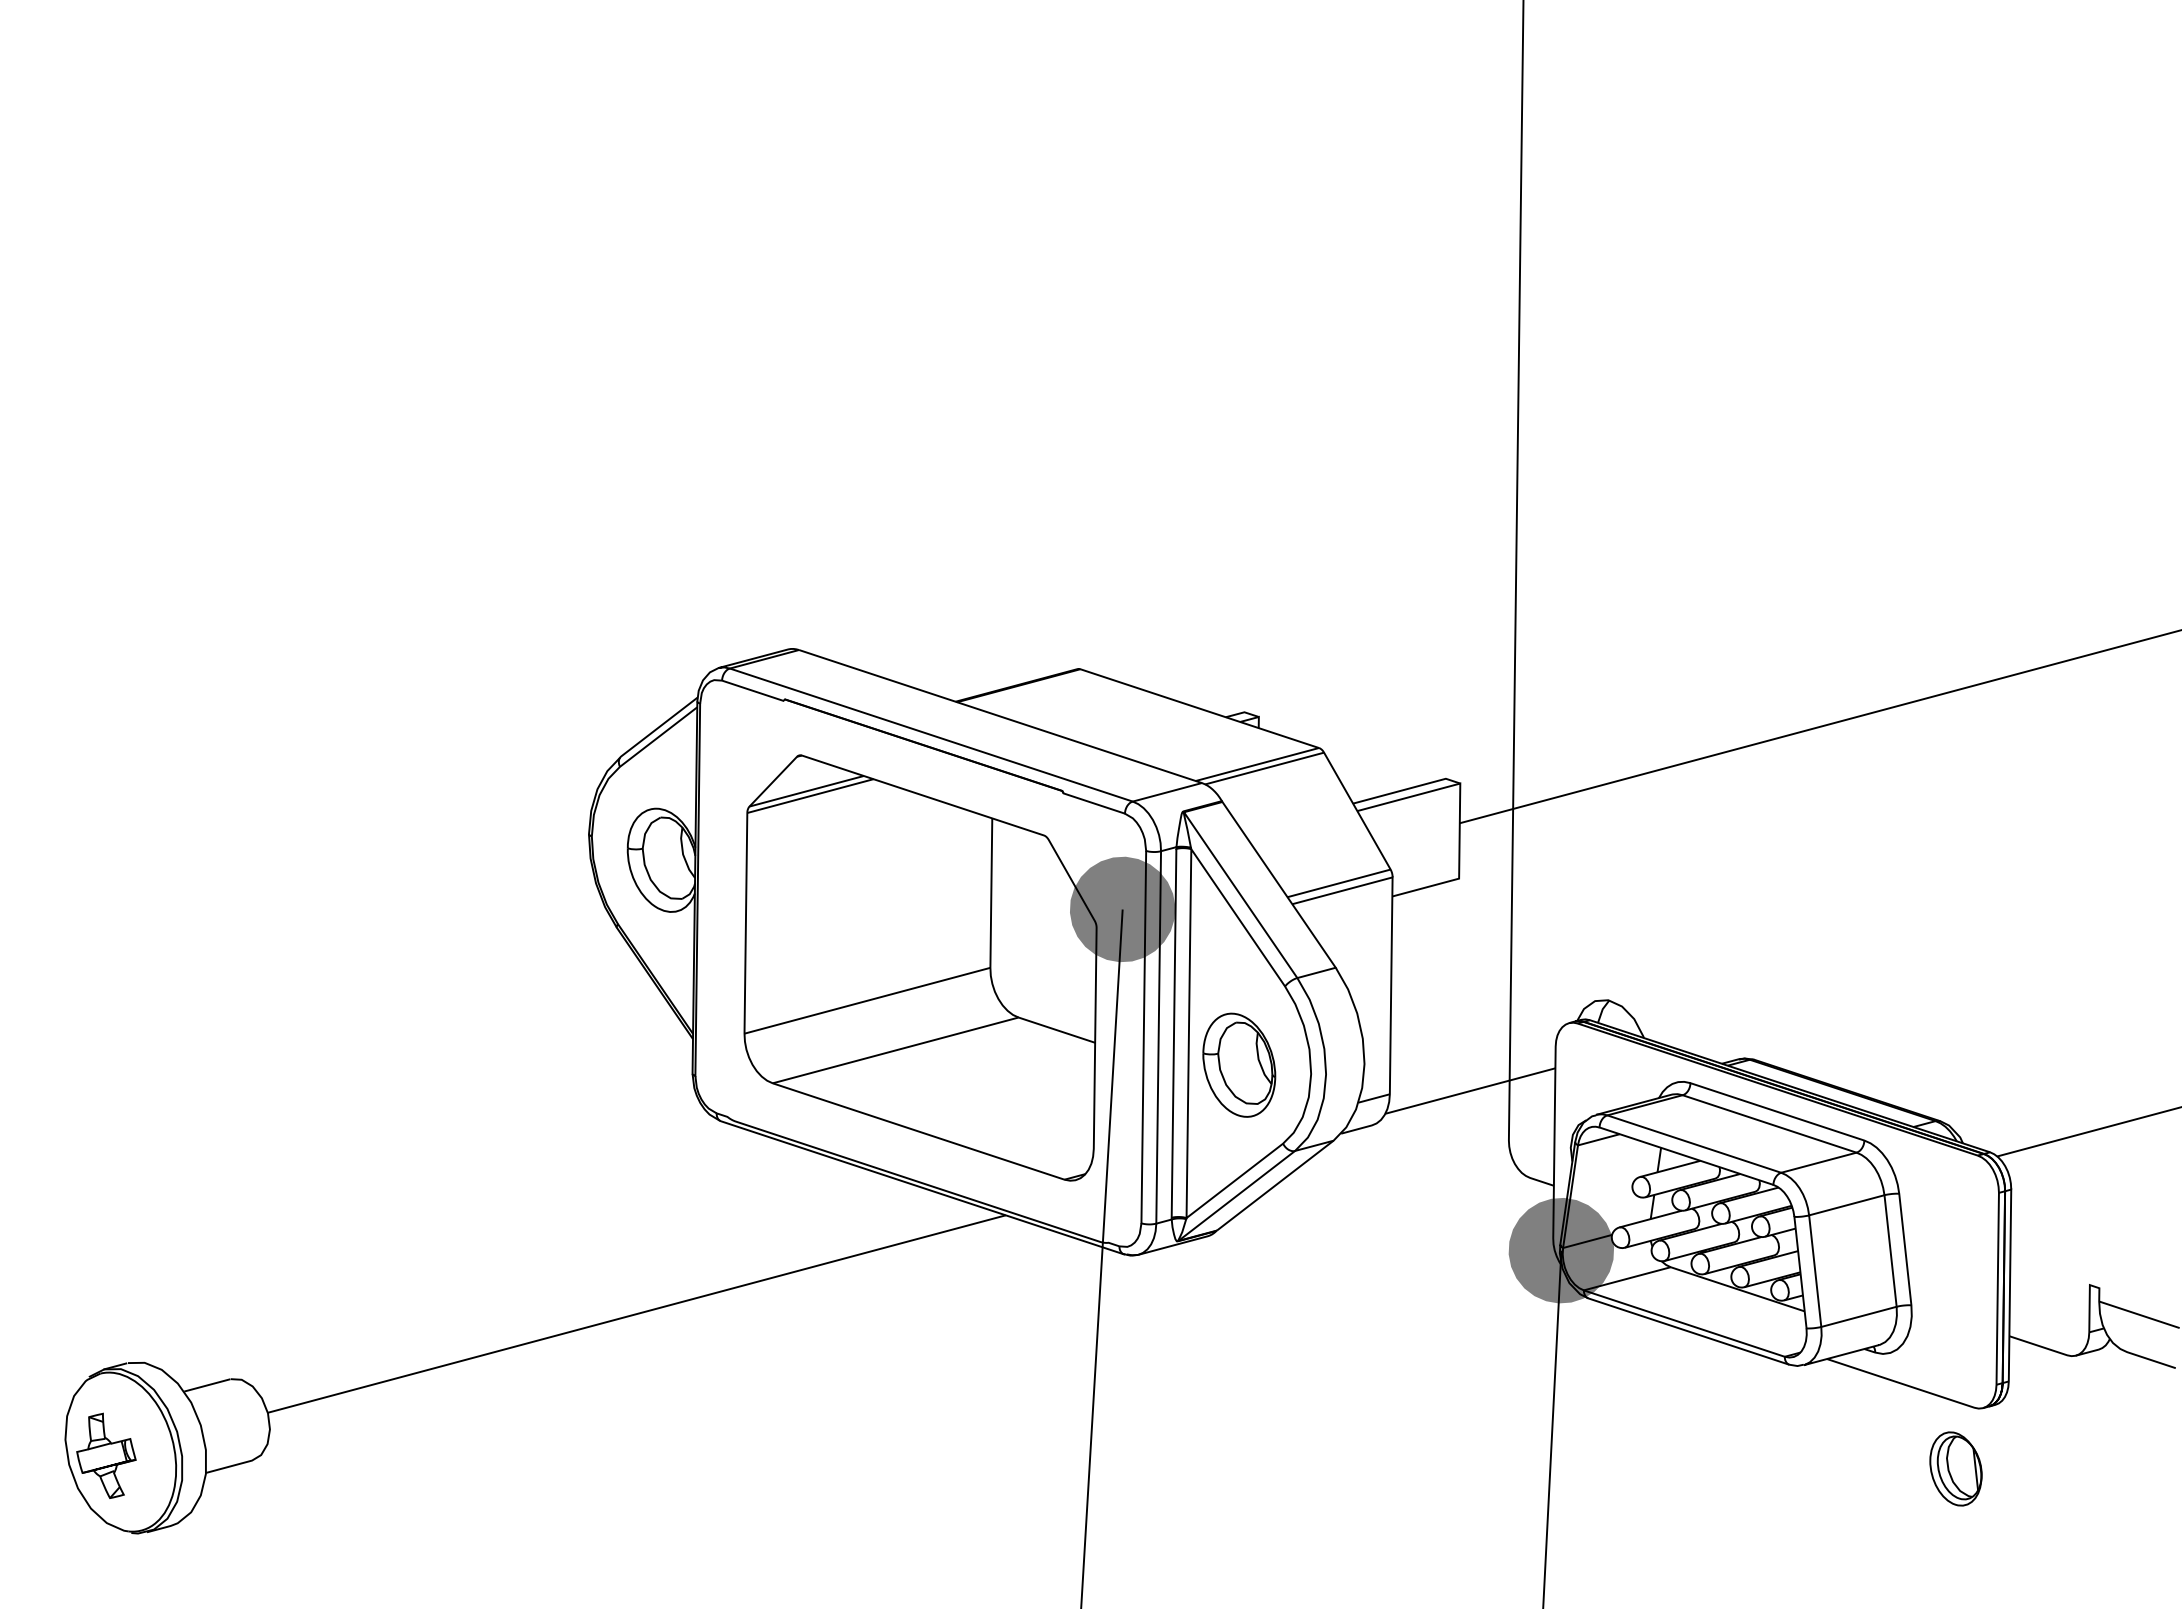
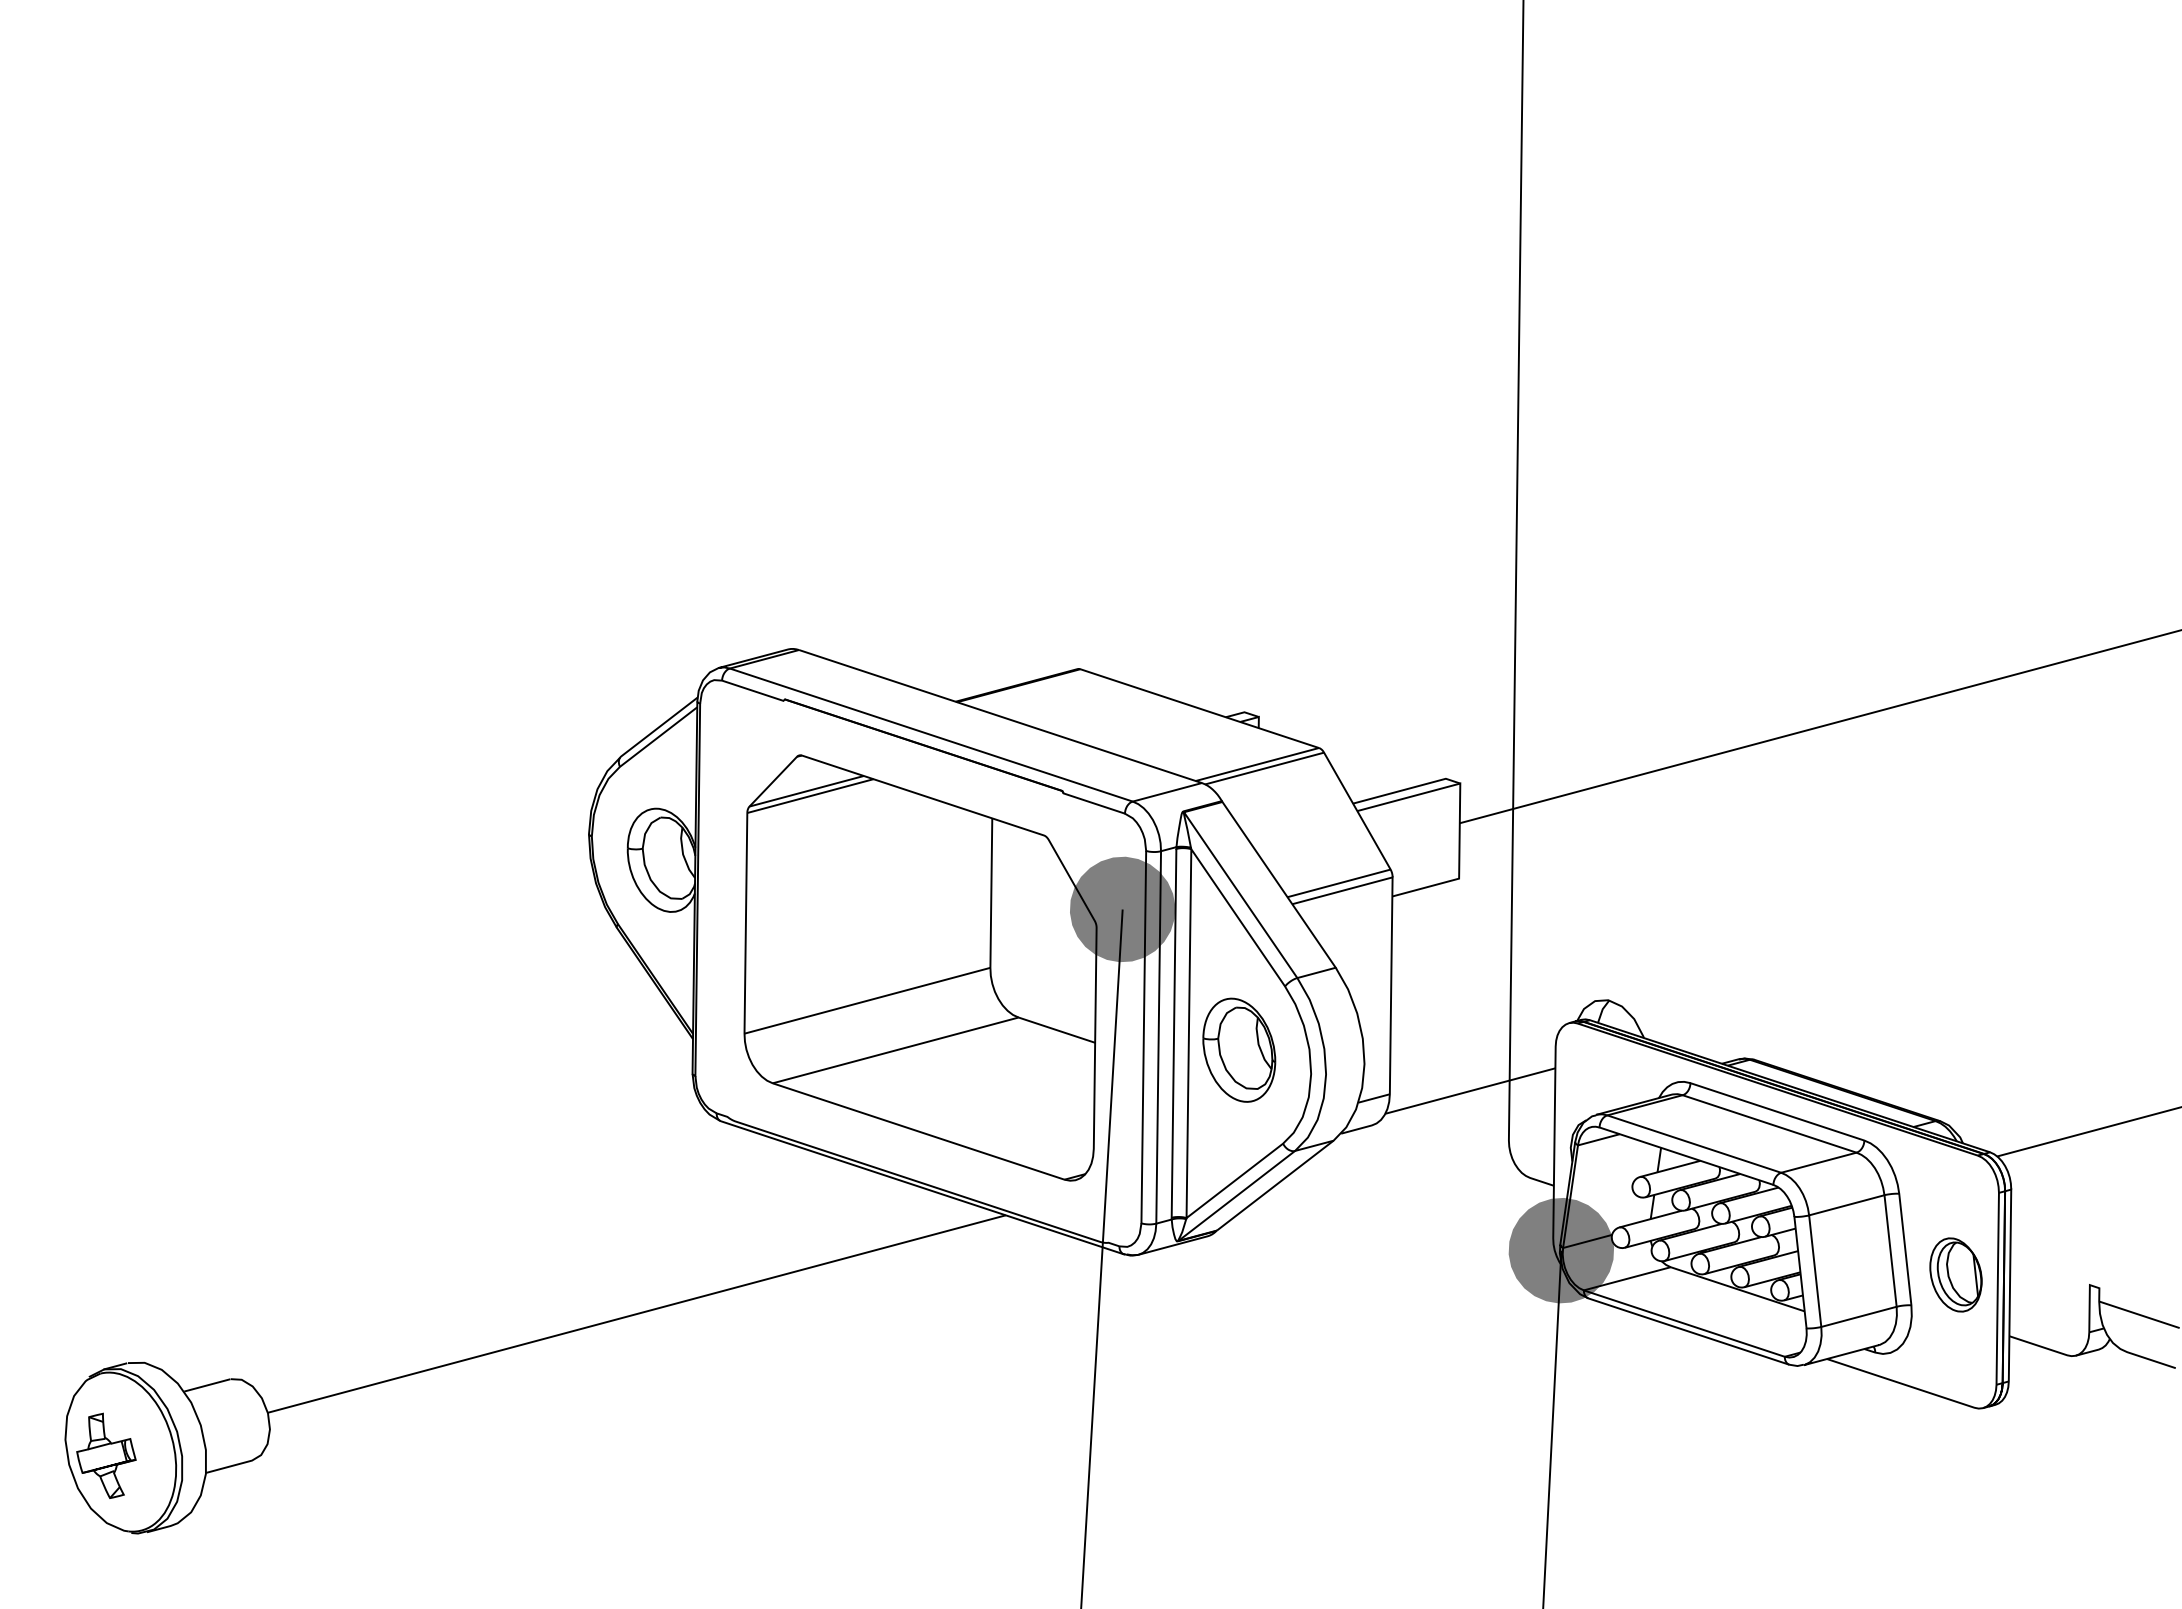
part position: (1239, 1064) -> (1239, 1049) (1239, 1049)
part position: (1955, 1468) -> (1955, 1274) (1955, 1274)
